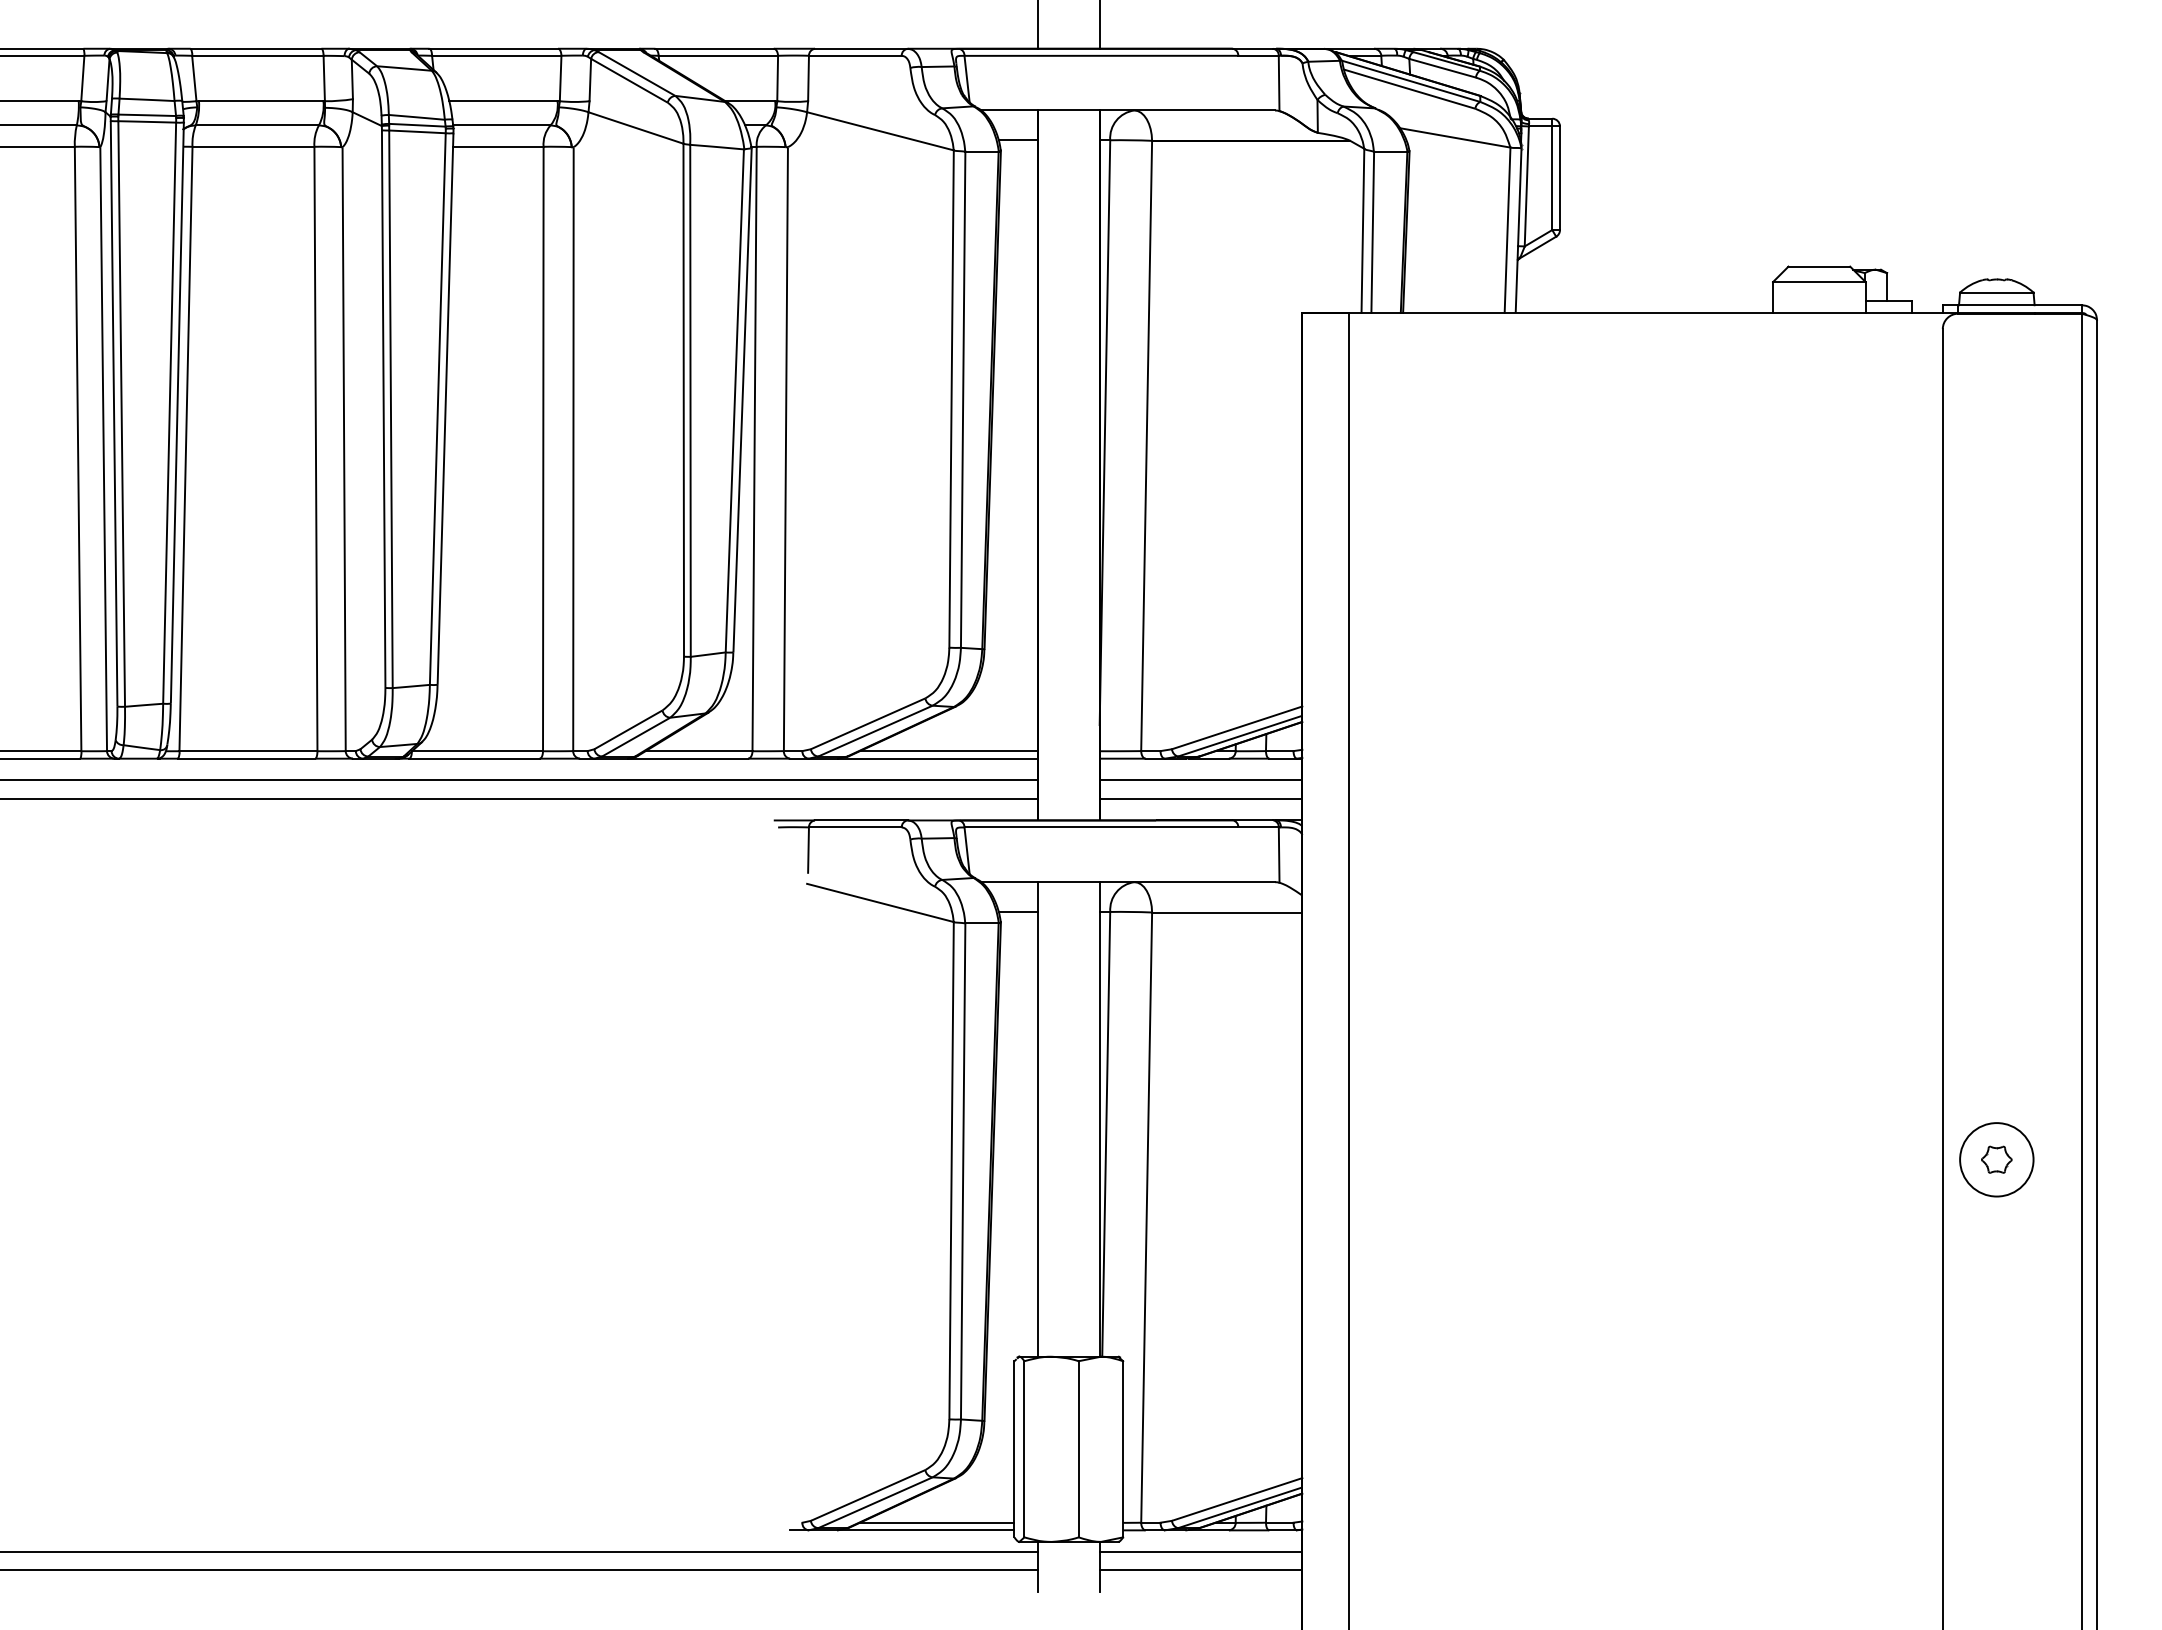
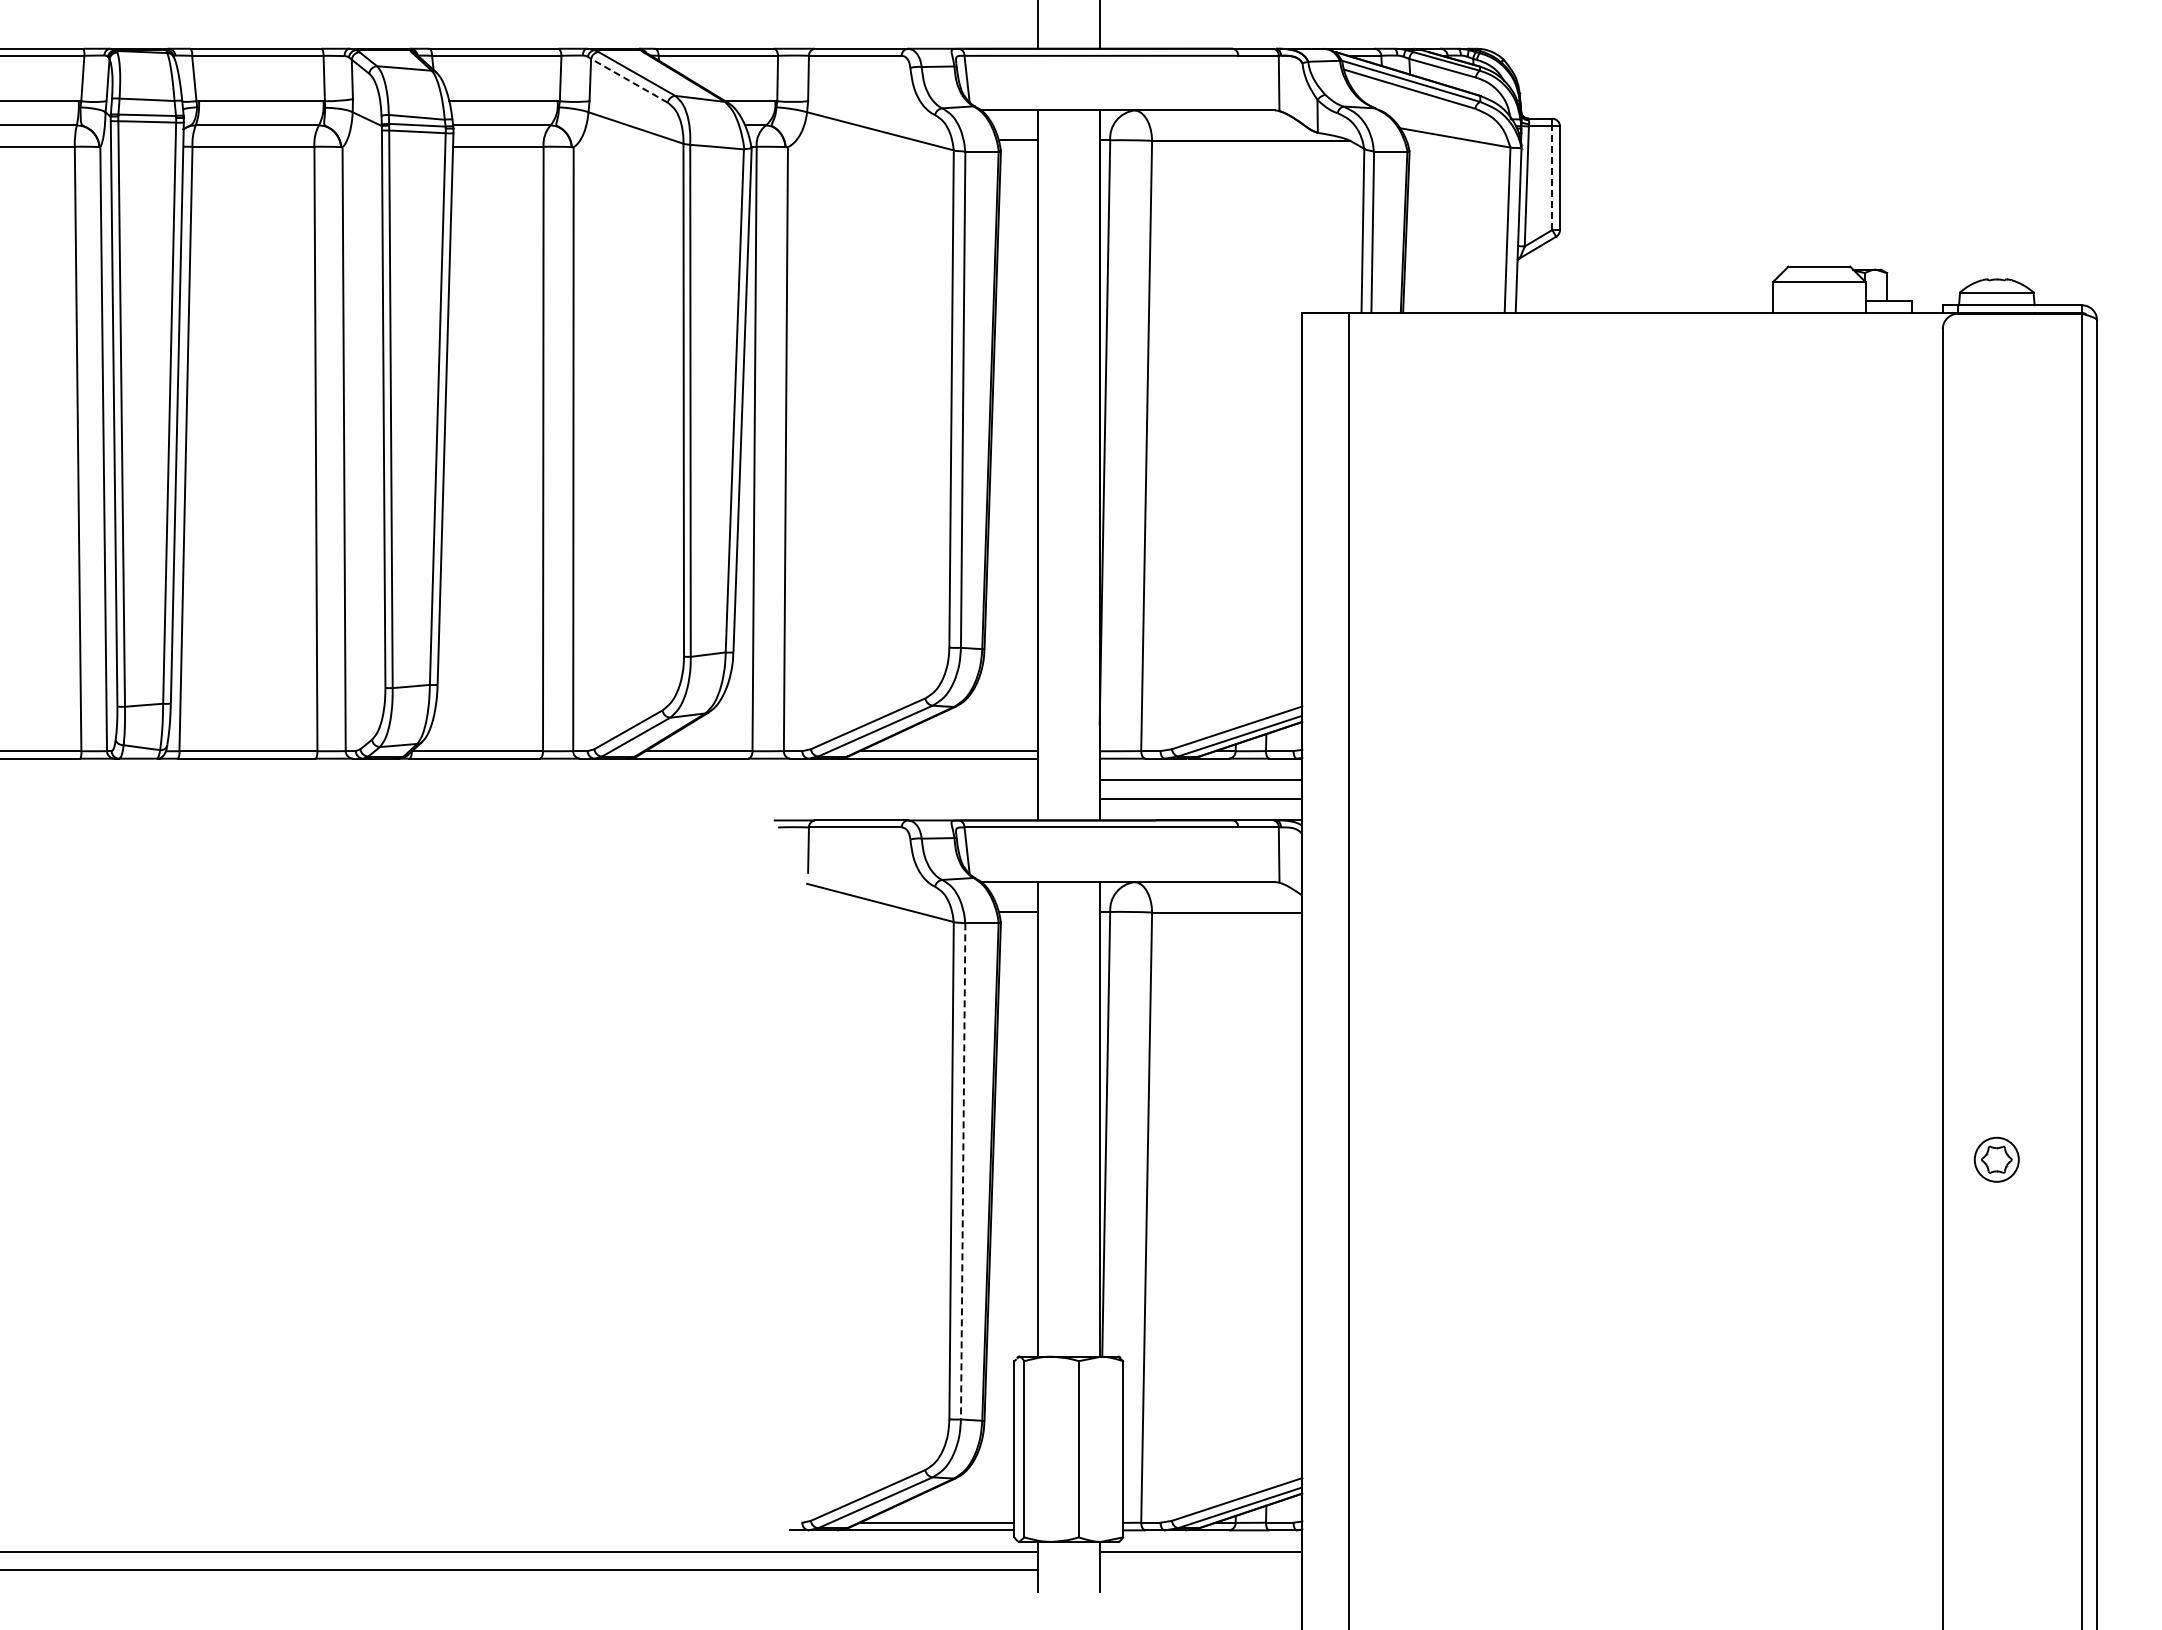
line: solid -> dashed (629, 80)
line: solid -> dashed (1552, 178)
line: present -> none (519, 780)
line: present -> none (519, 798)
circle diameter: 73 px -> 44 px (1996, 1159)
line: solid -> dashed (963, 1171)
line: present -> none (1200, 1570)
